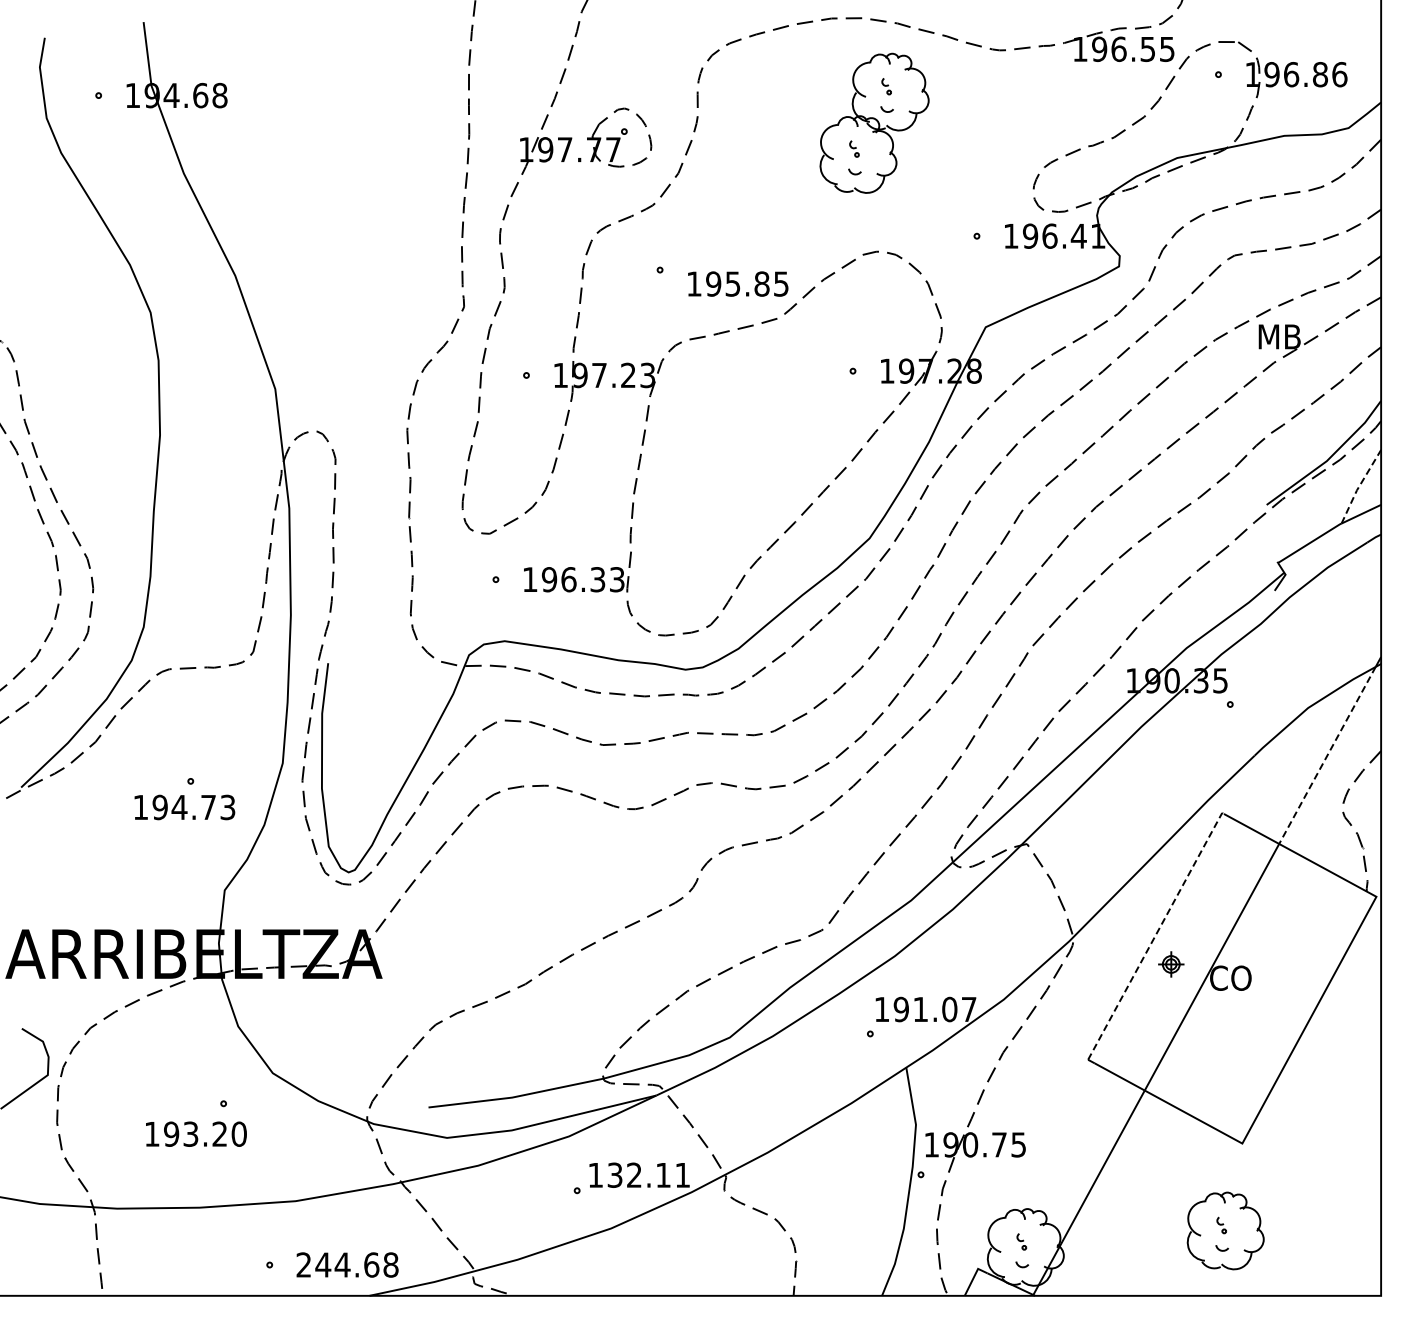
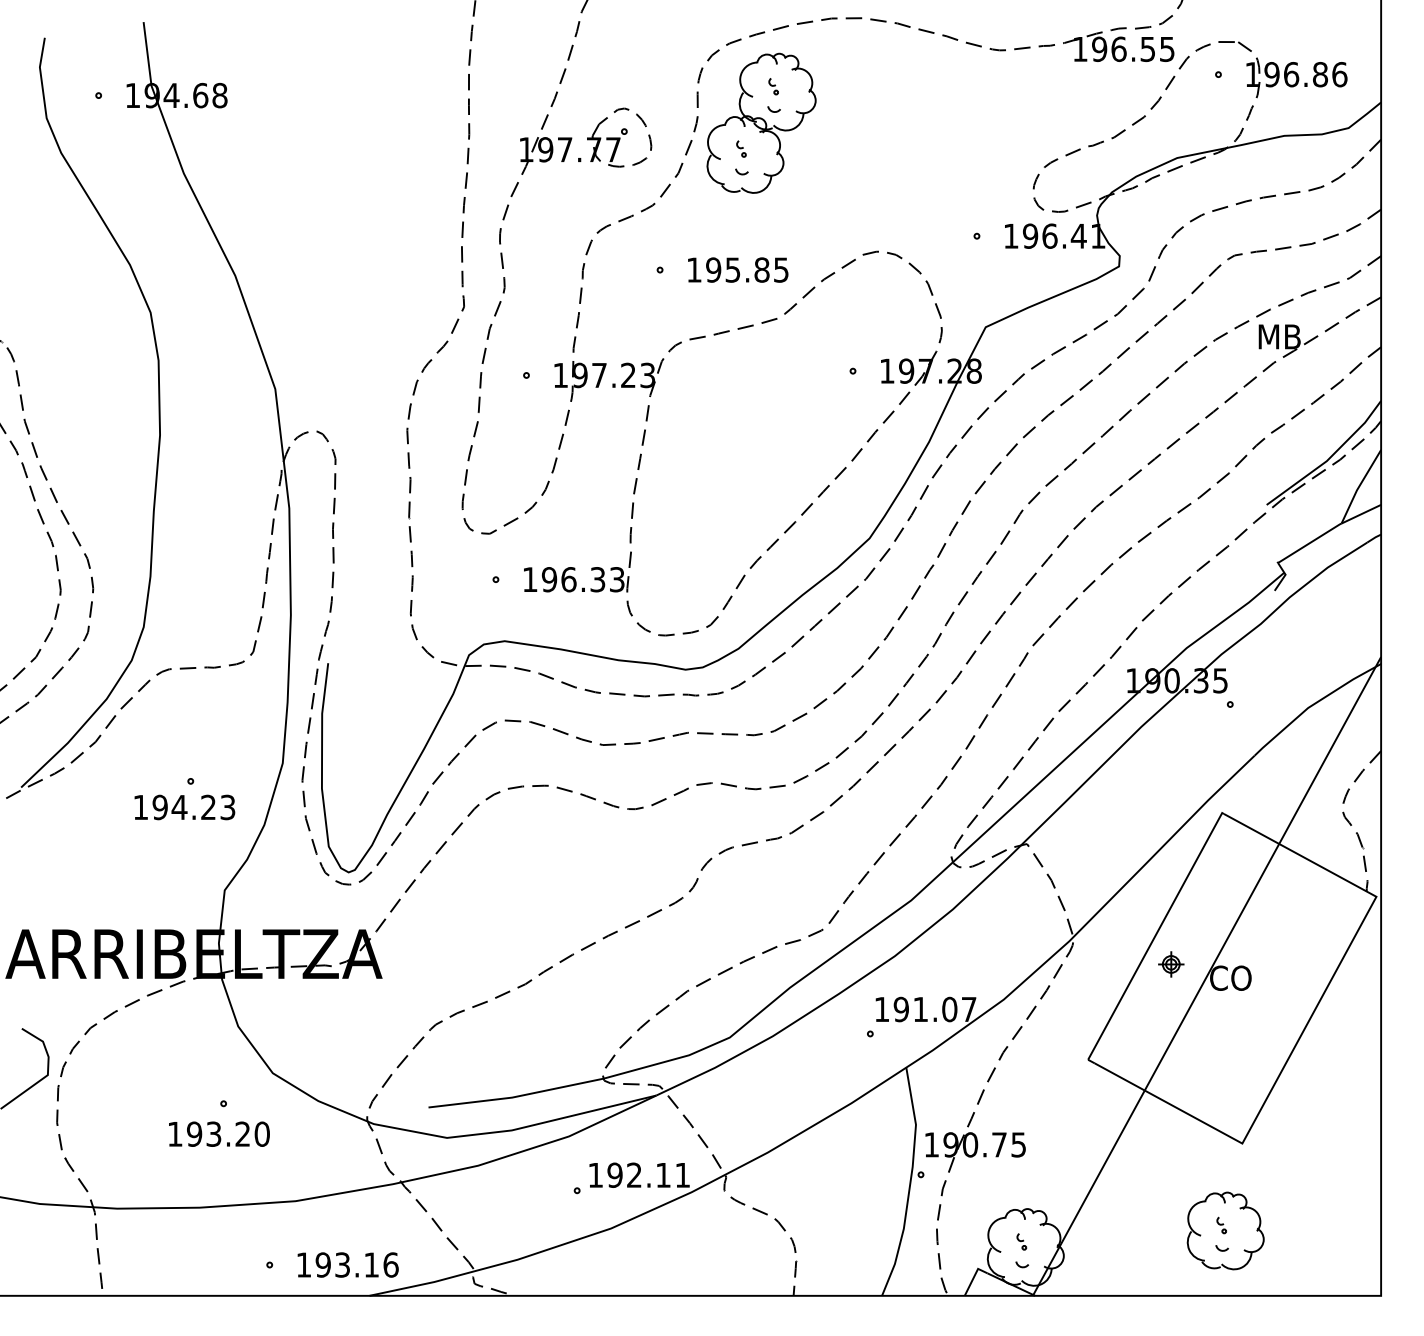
part position: (874, 122) -> (761, 122) (761, 122)
text position: (738, 283) -> (738, 269) (738, 269)
line: dashed -> solid (1359, 486)
line: dashed -> solid (1327, 755)
text: 194.73 -> 194.23 (208, 806)
line: dashed -> solid (1155, 935)
text position: (196, 1133) -> (219, 1133) (219, 1133)
text: 132.11 -> 192.11 (614, 1174)
text: 244.68 -> 193.16 (347, 1264)
